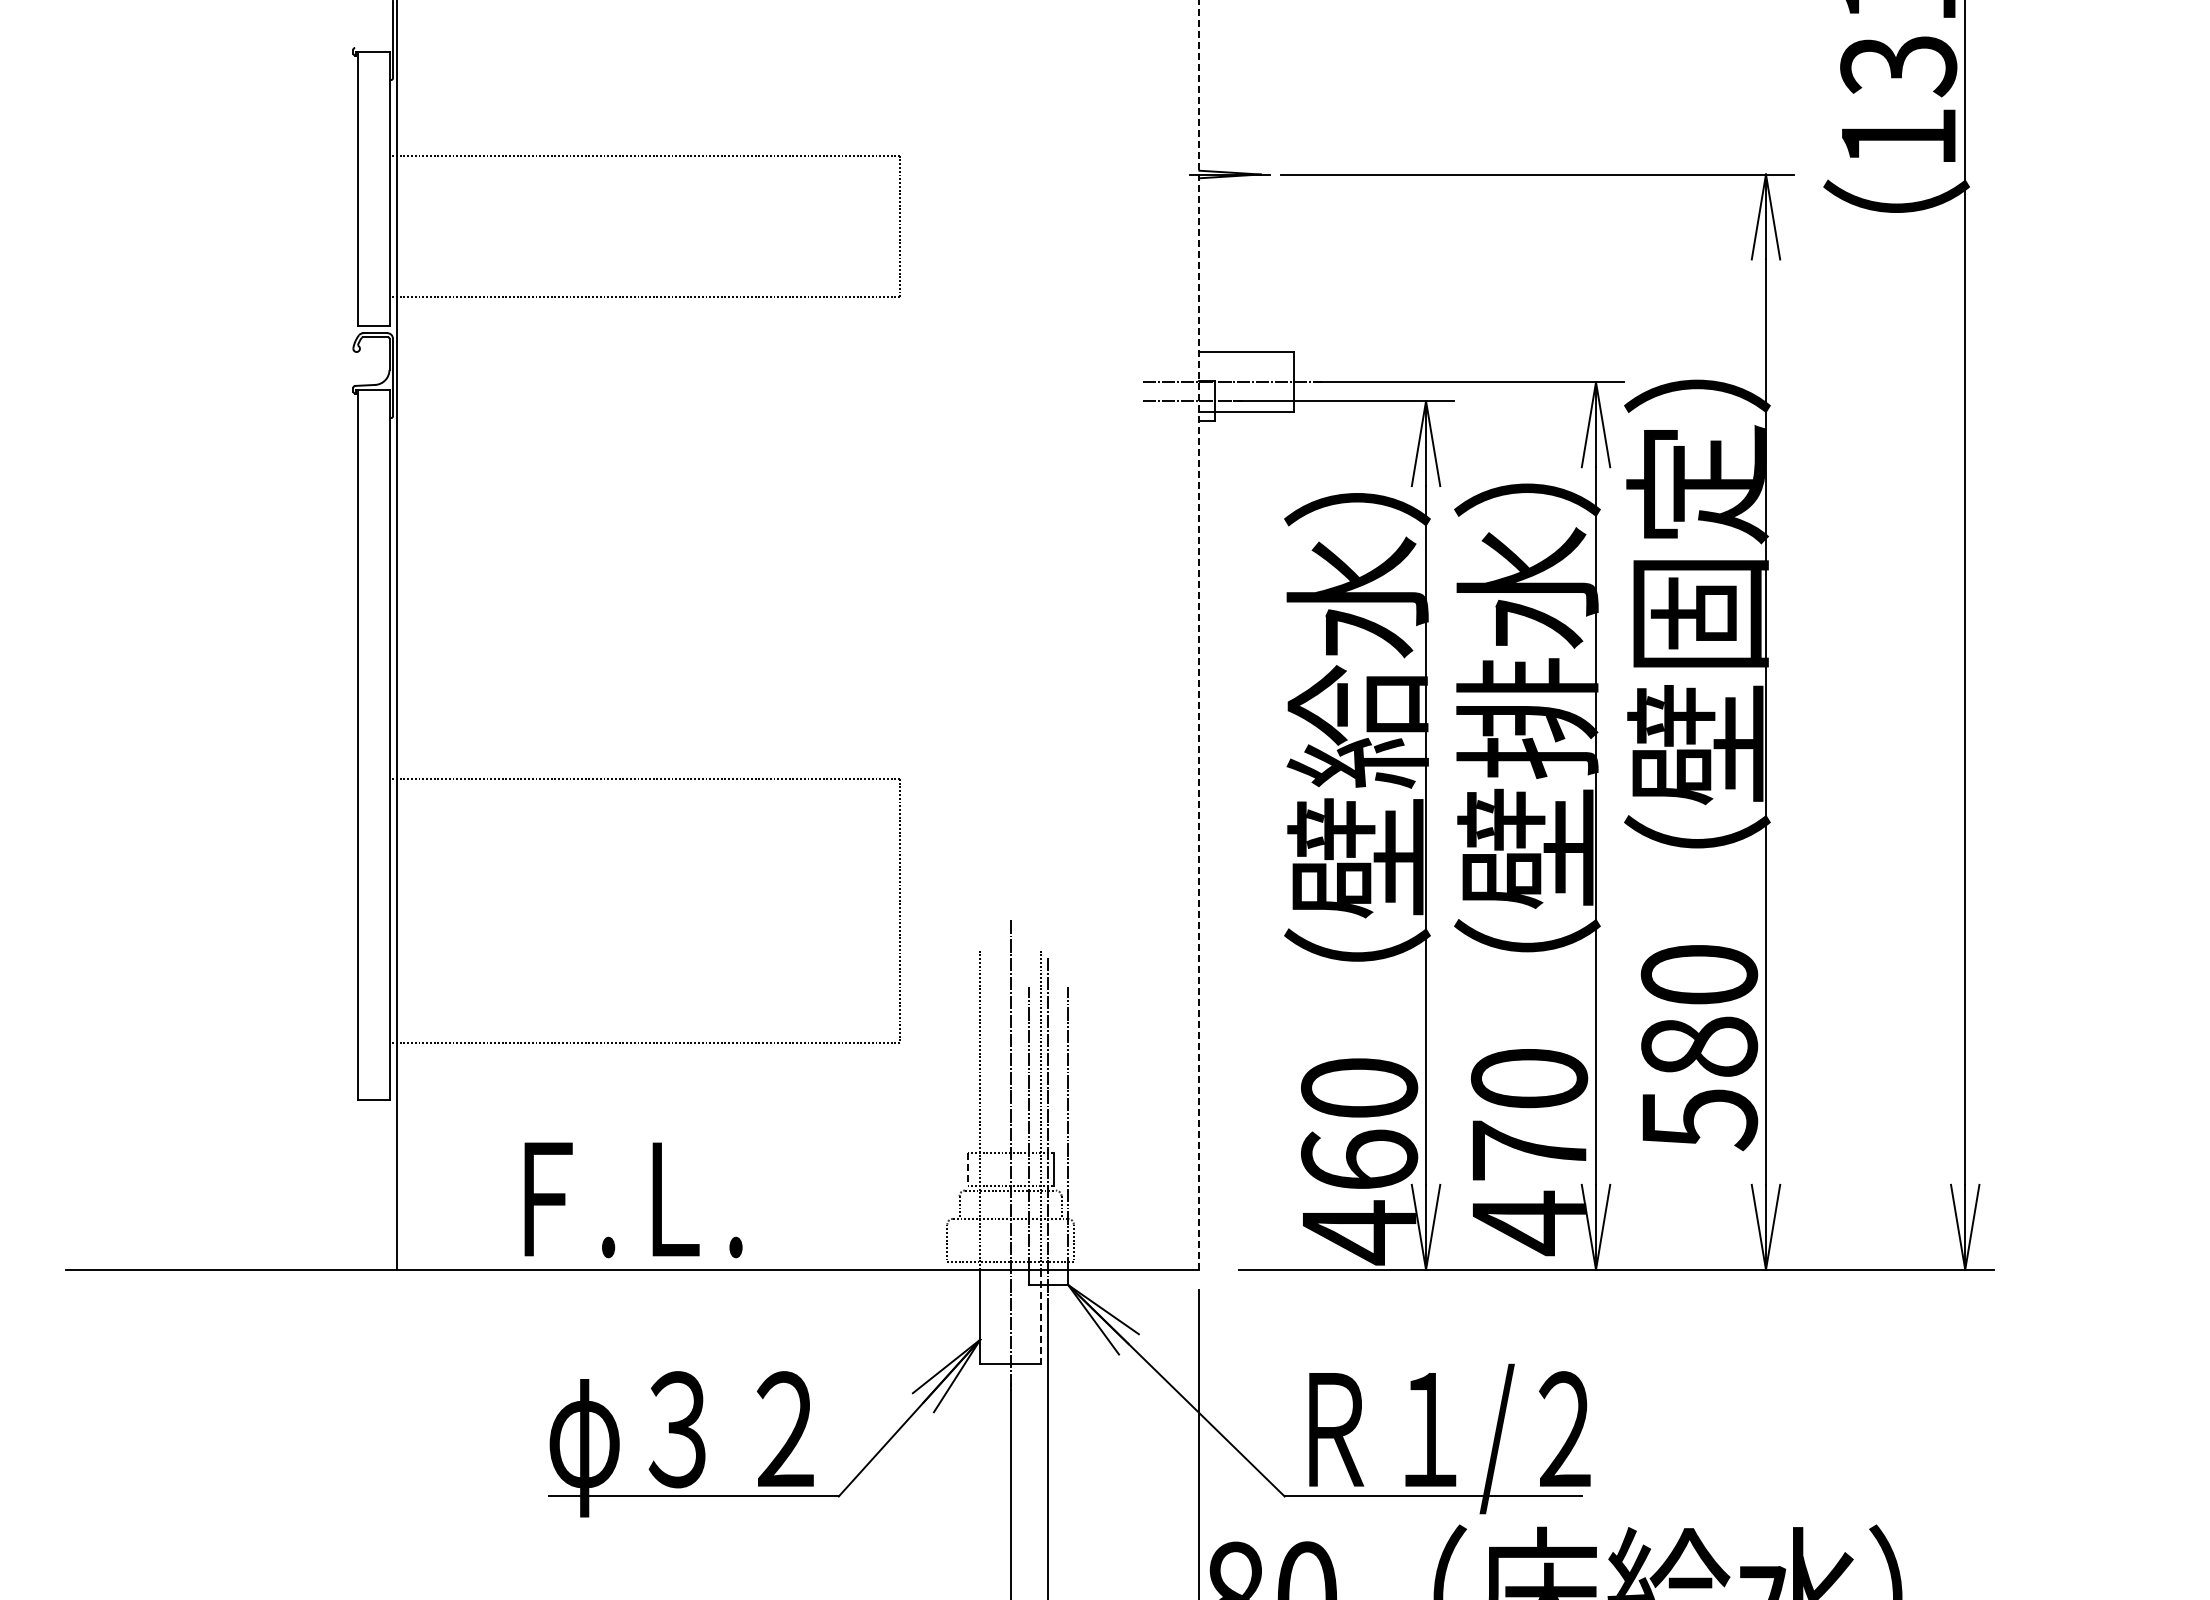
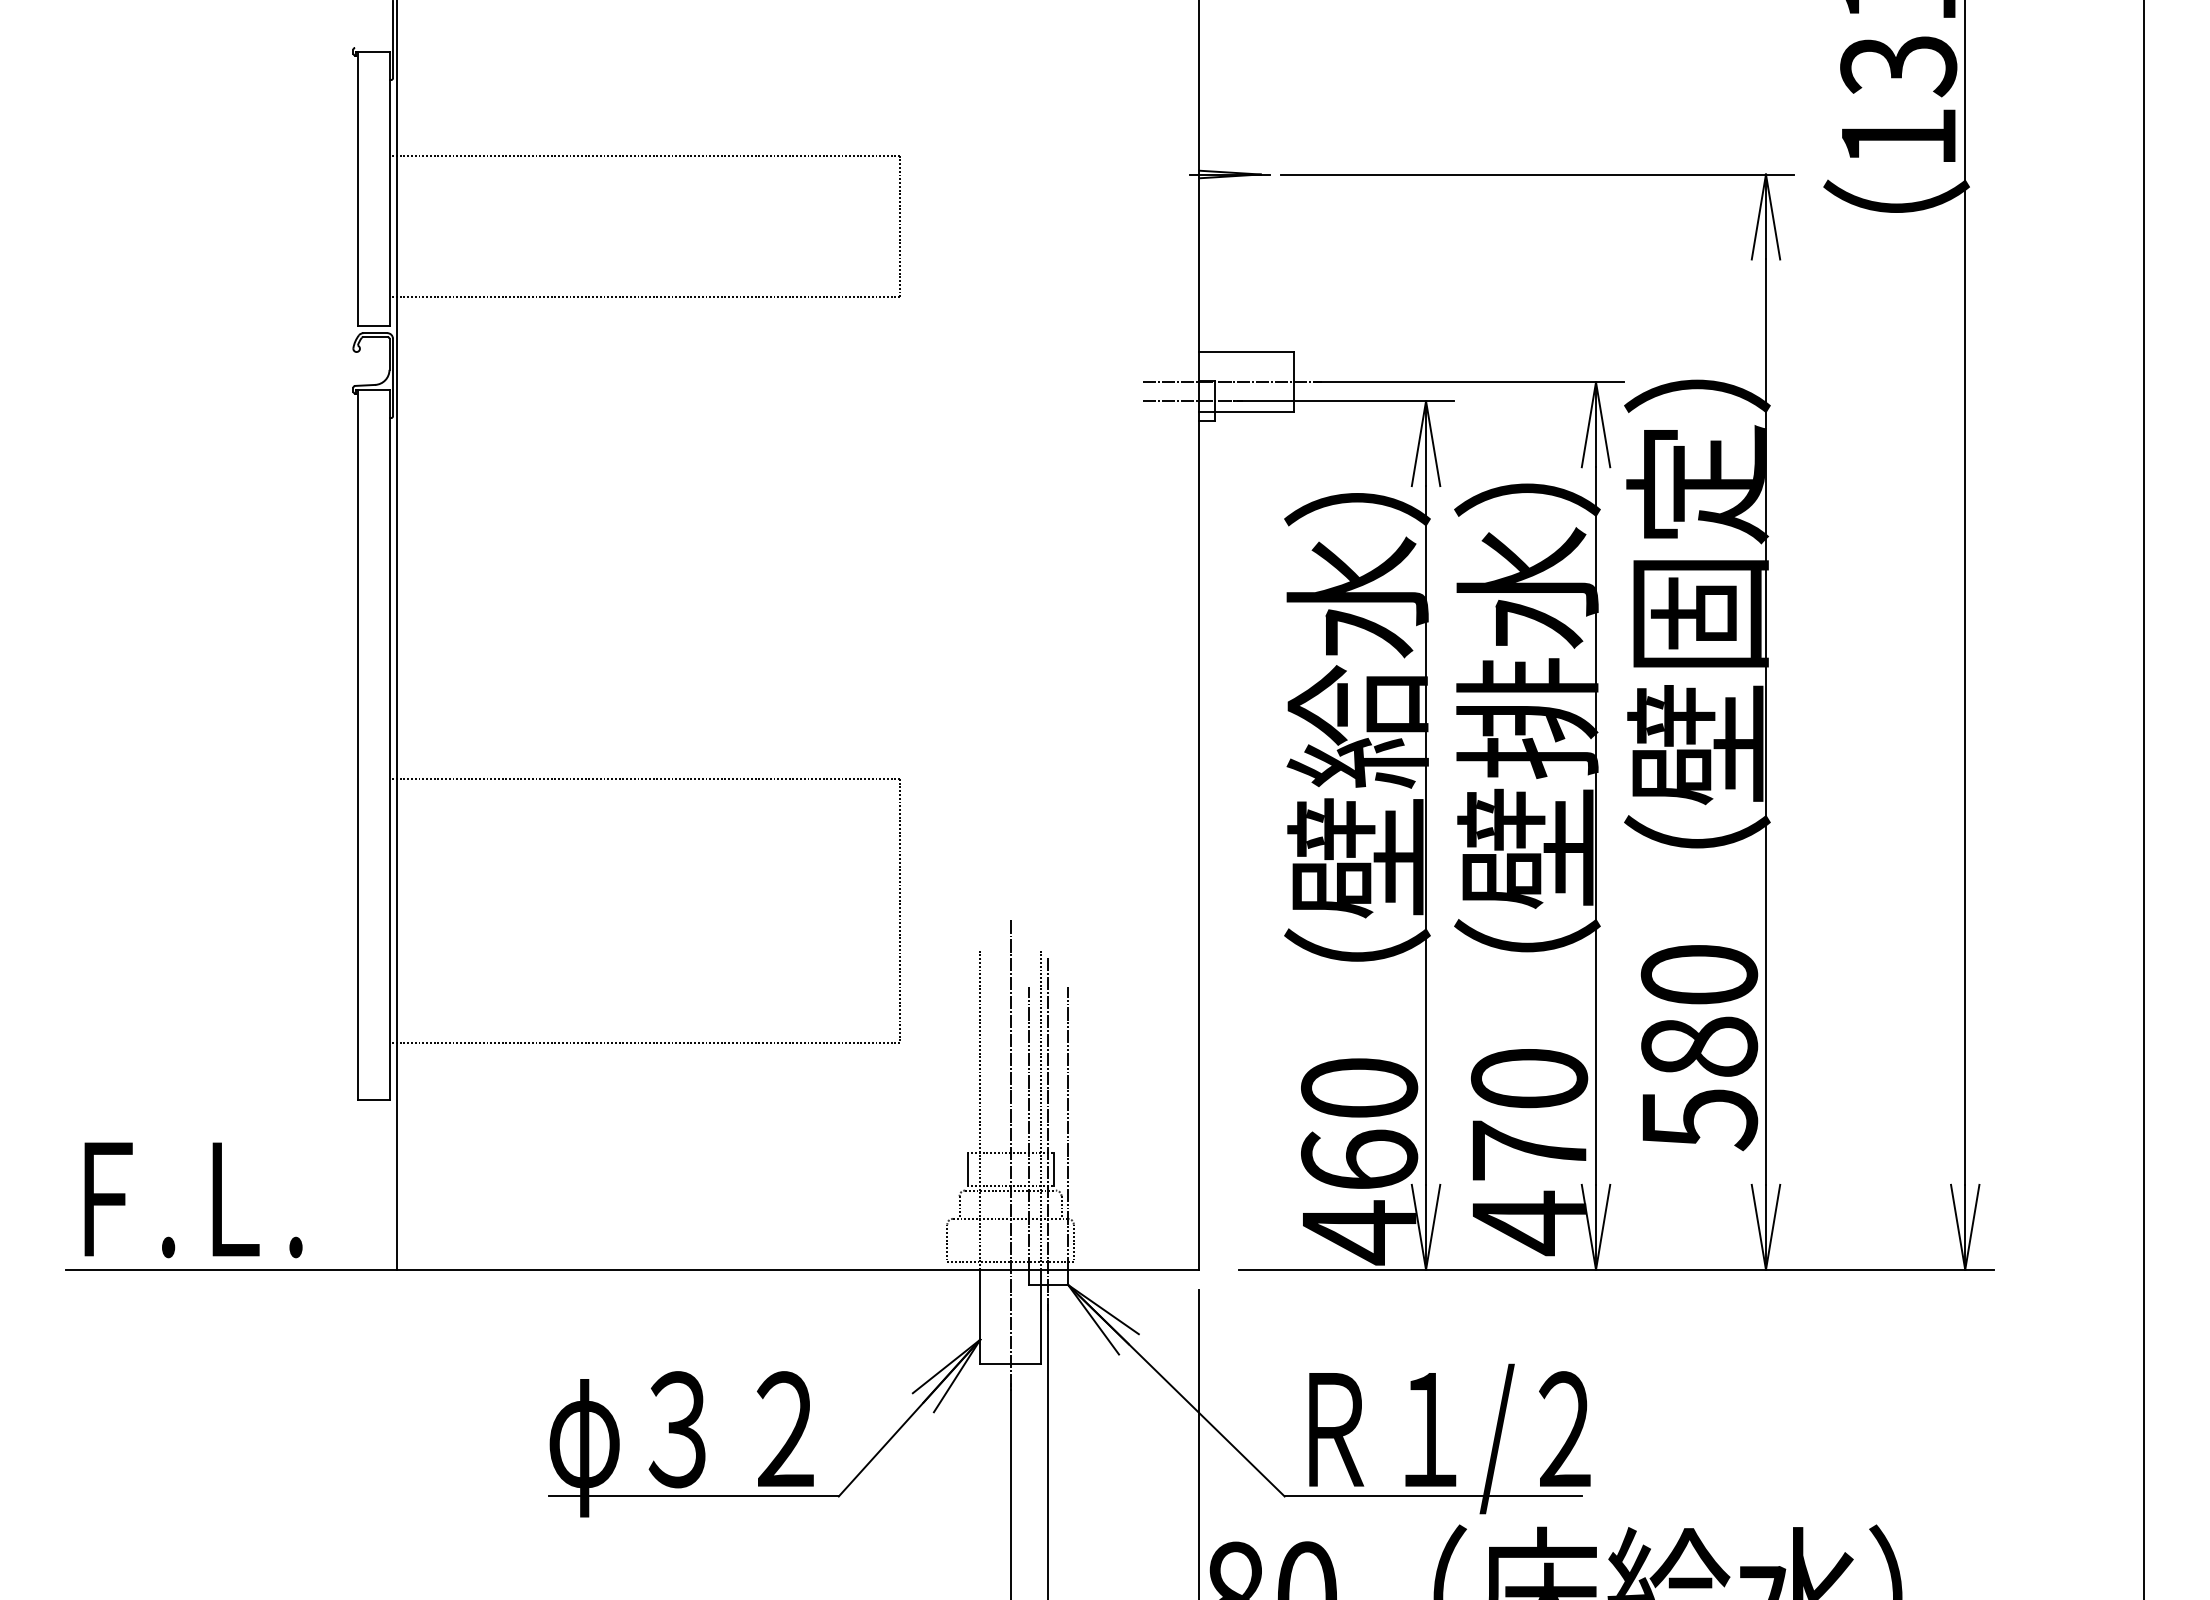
line: dashed -> solid (1199, 635)
line: none -> present (2143, 799)
line: dashed -> solid (967, 1169)
text position: (633, 1200) -> (193, 1200) (193, 1200)
line: dashed -> solid (1040, 1317)
